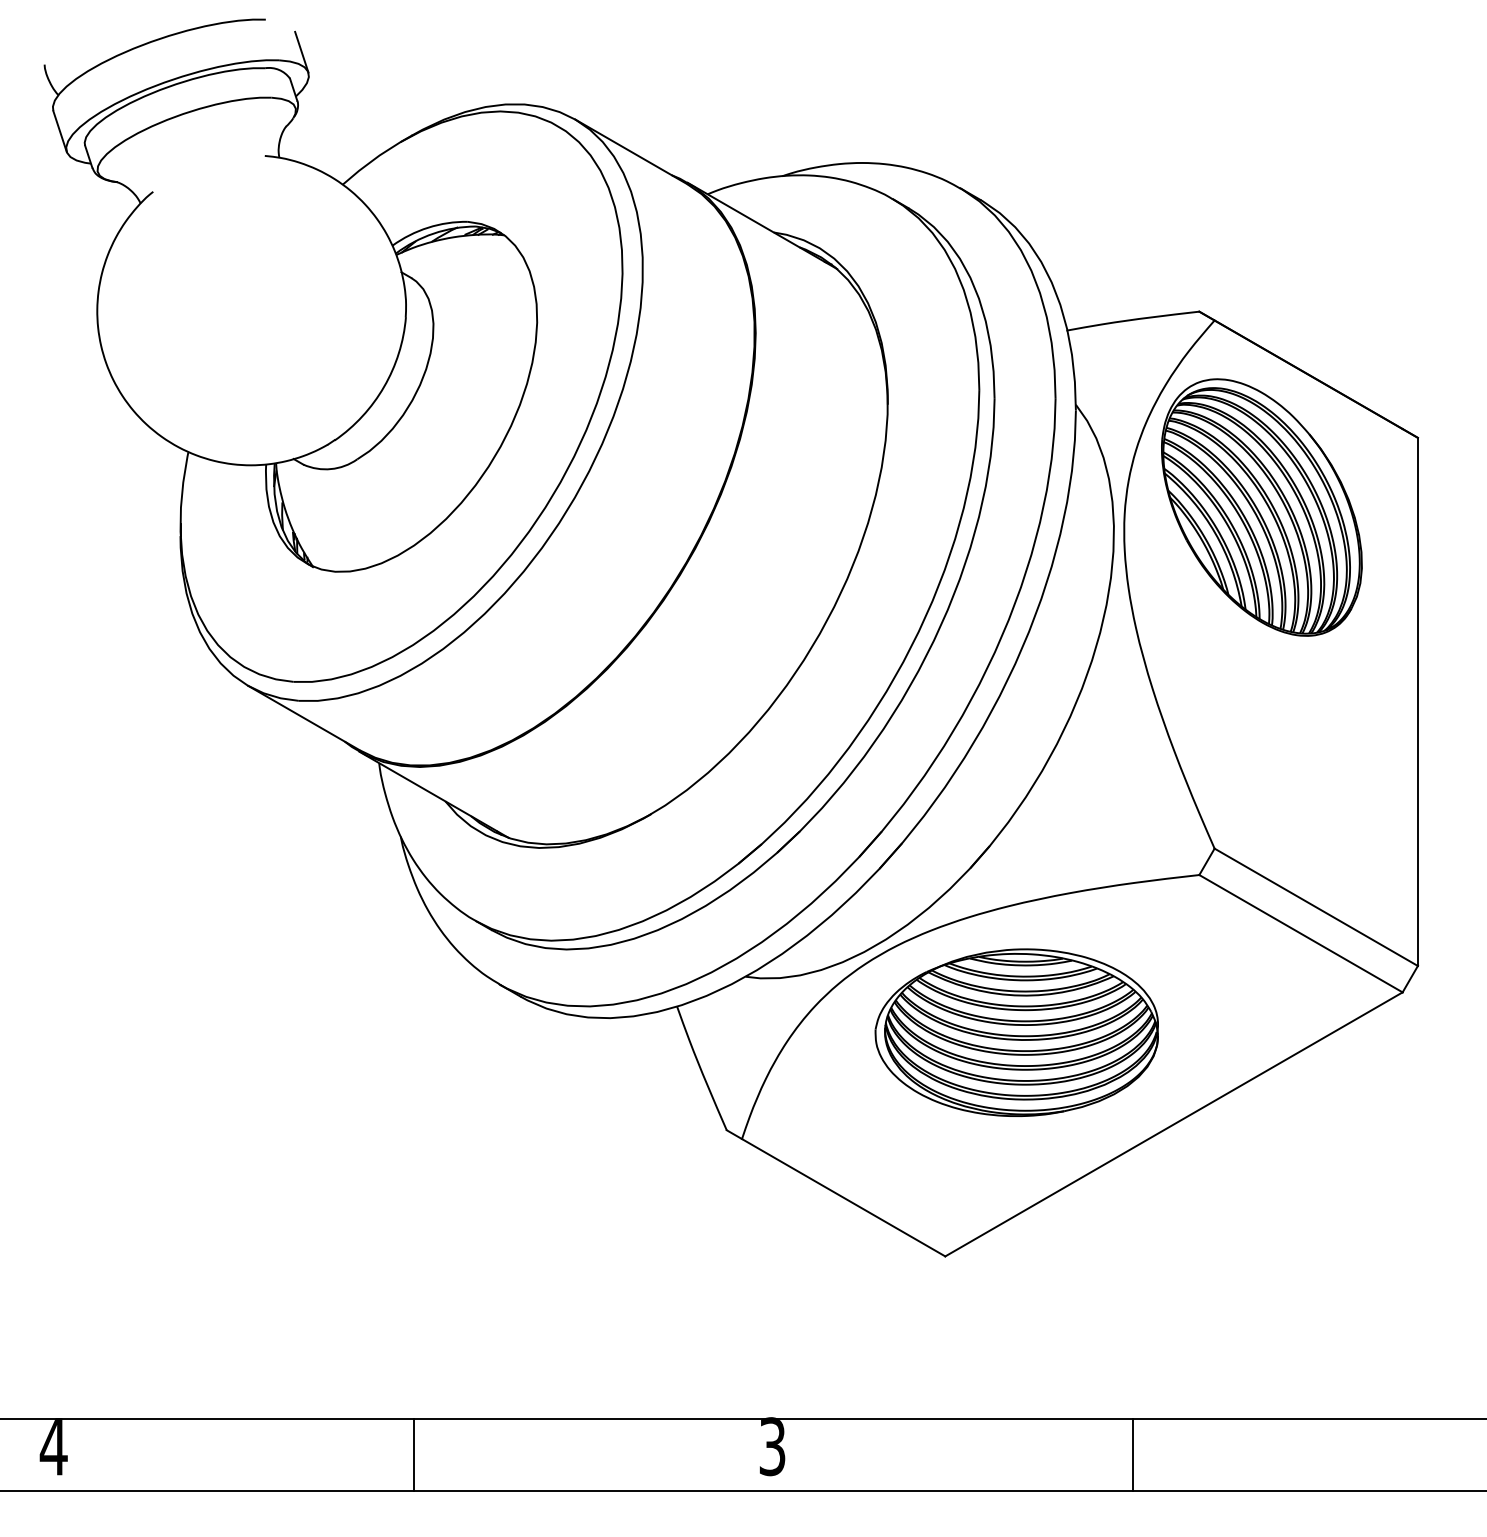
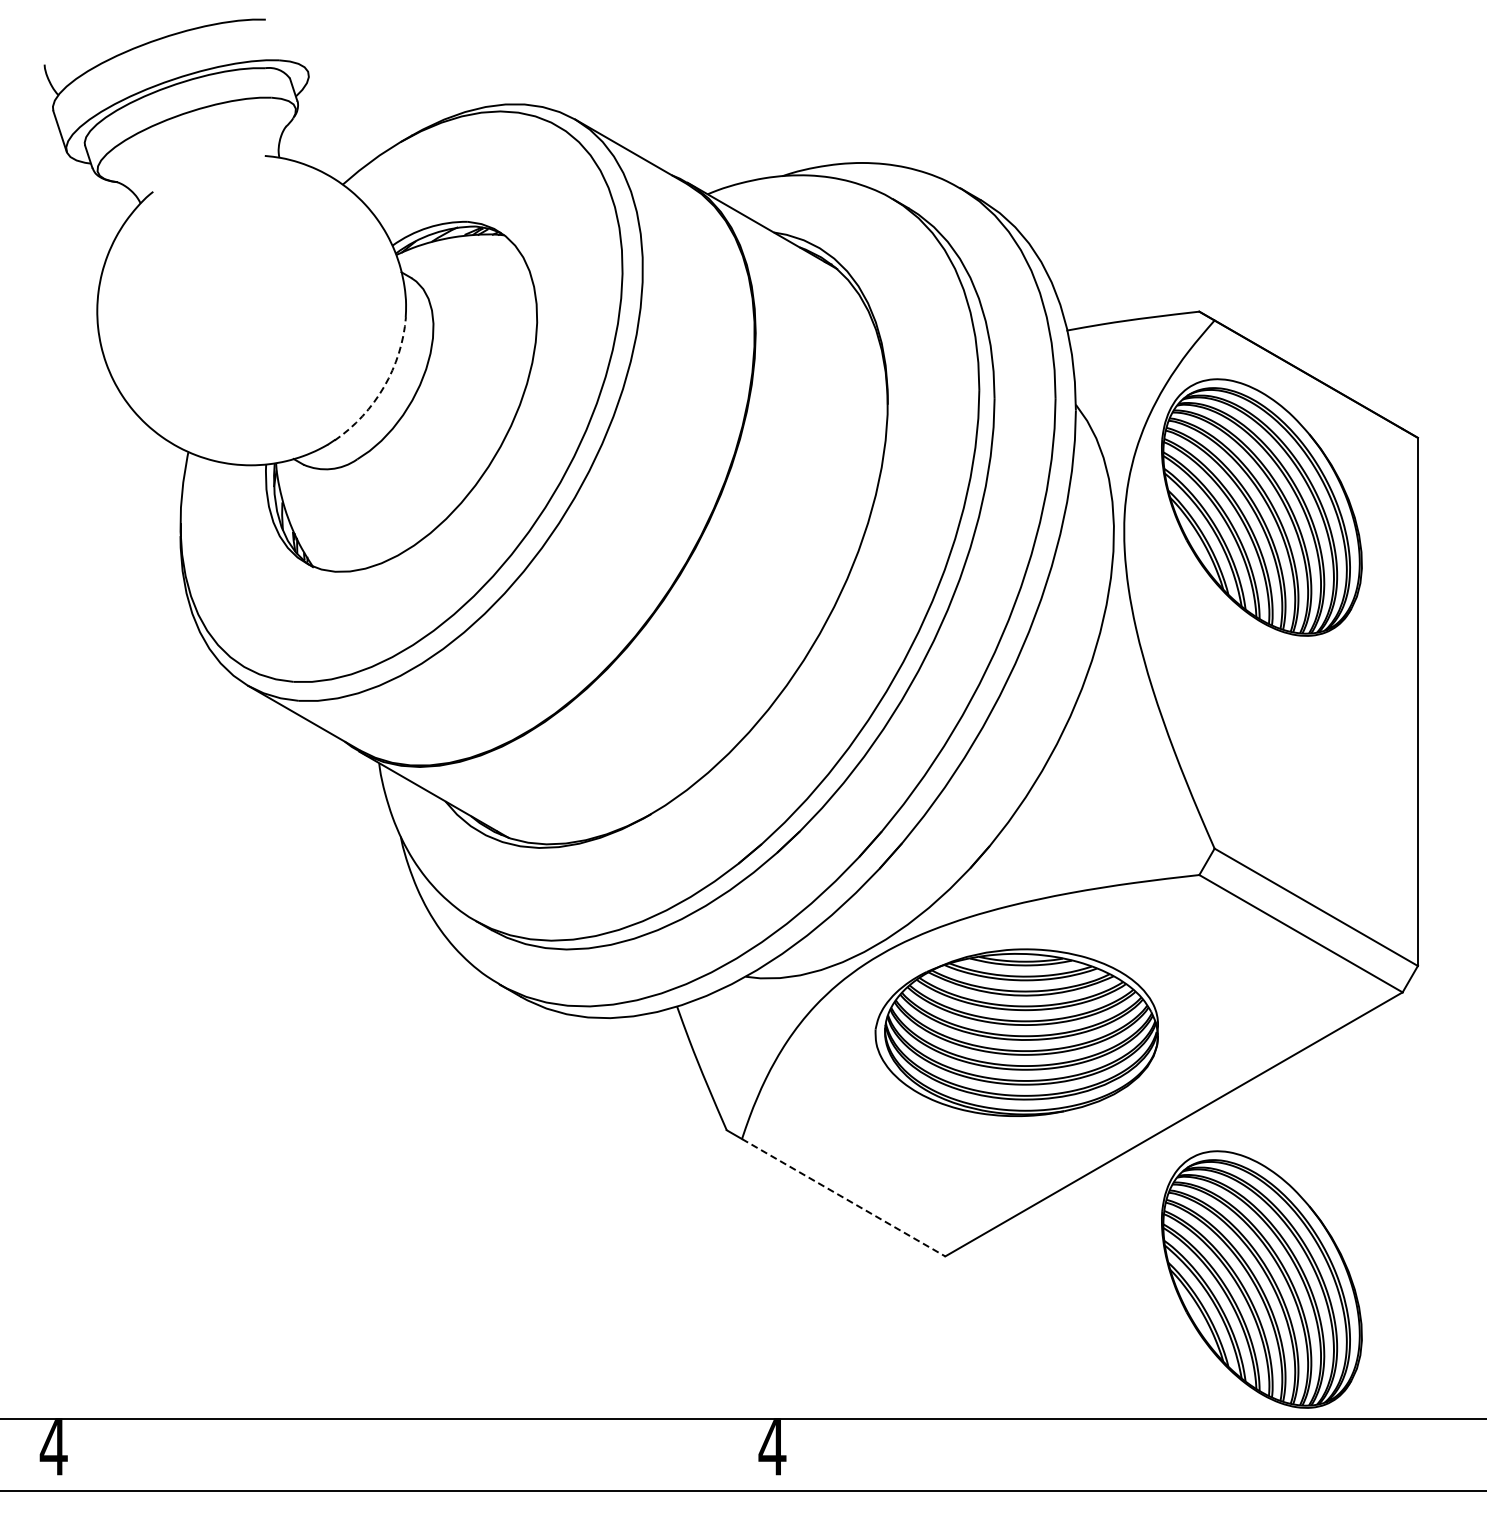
line: present -> none (301, 51)
arc: solid -> dashed (384, 386)
line: solid -> dashed (844, 1197)
part: none -> present (1261, 1279)
text: 3 -> 4 (772, 1446)
line: present -> none (413, 1454)
line: present -> none (1132, 1454)
